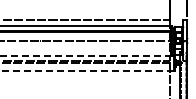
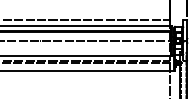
line: dashed -> solid (86, 55)
line: dashed -> solid (86, 70)
